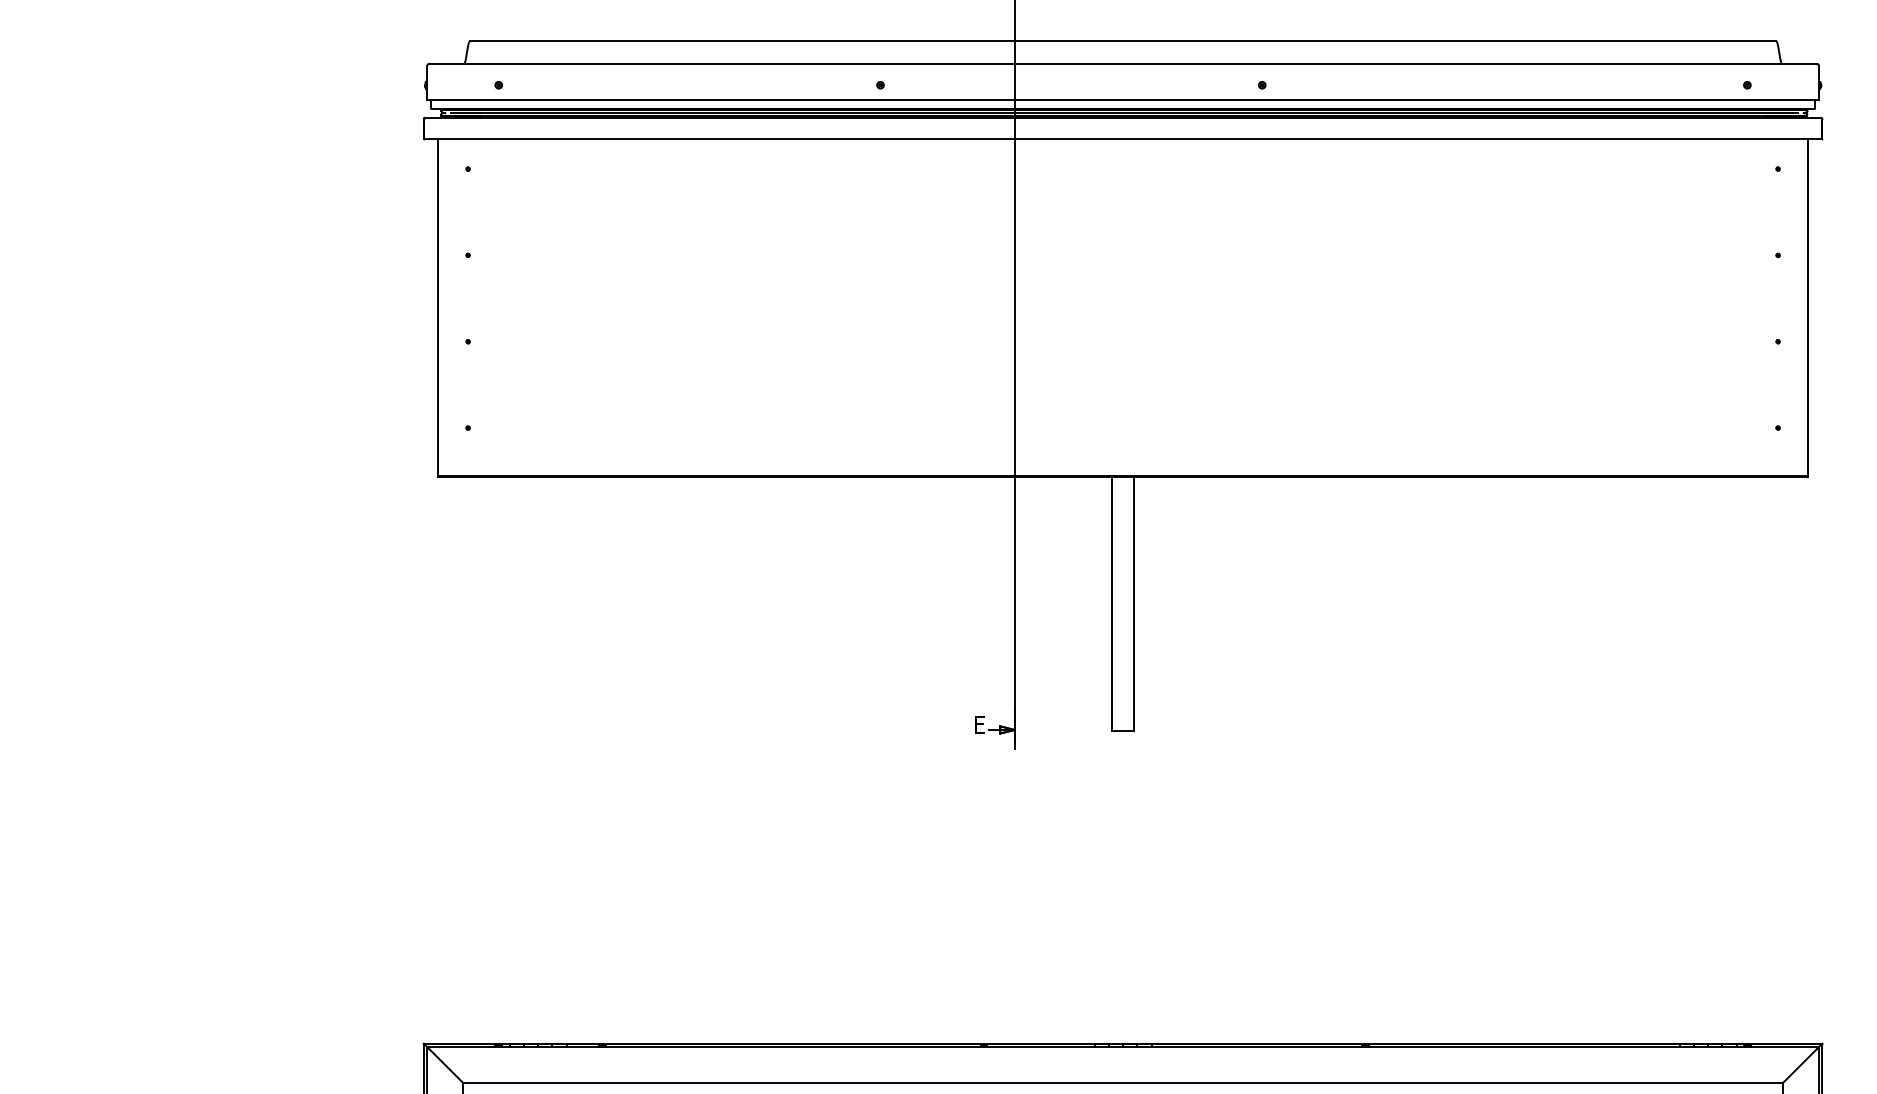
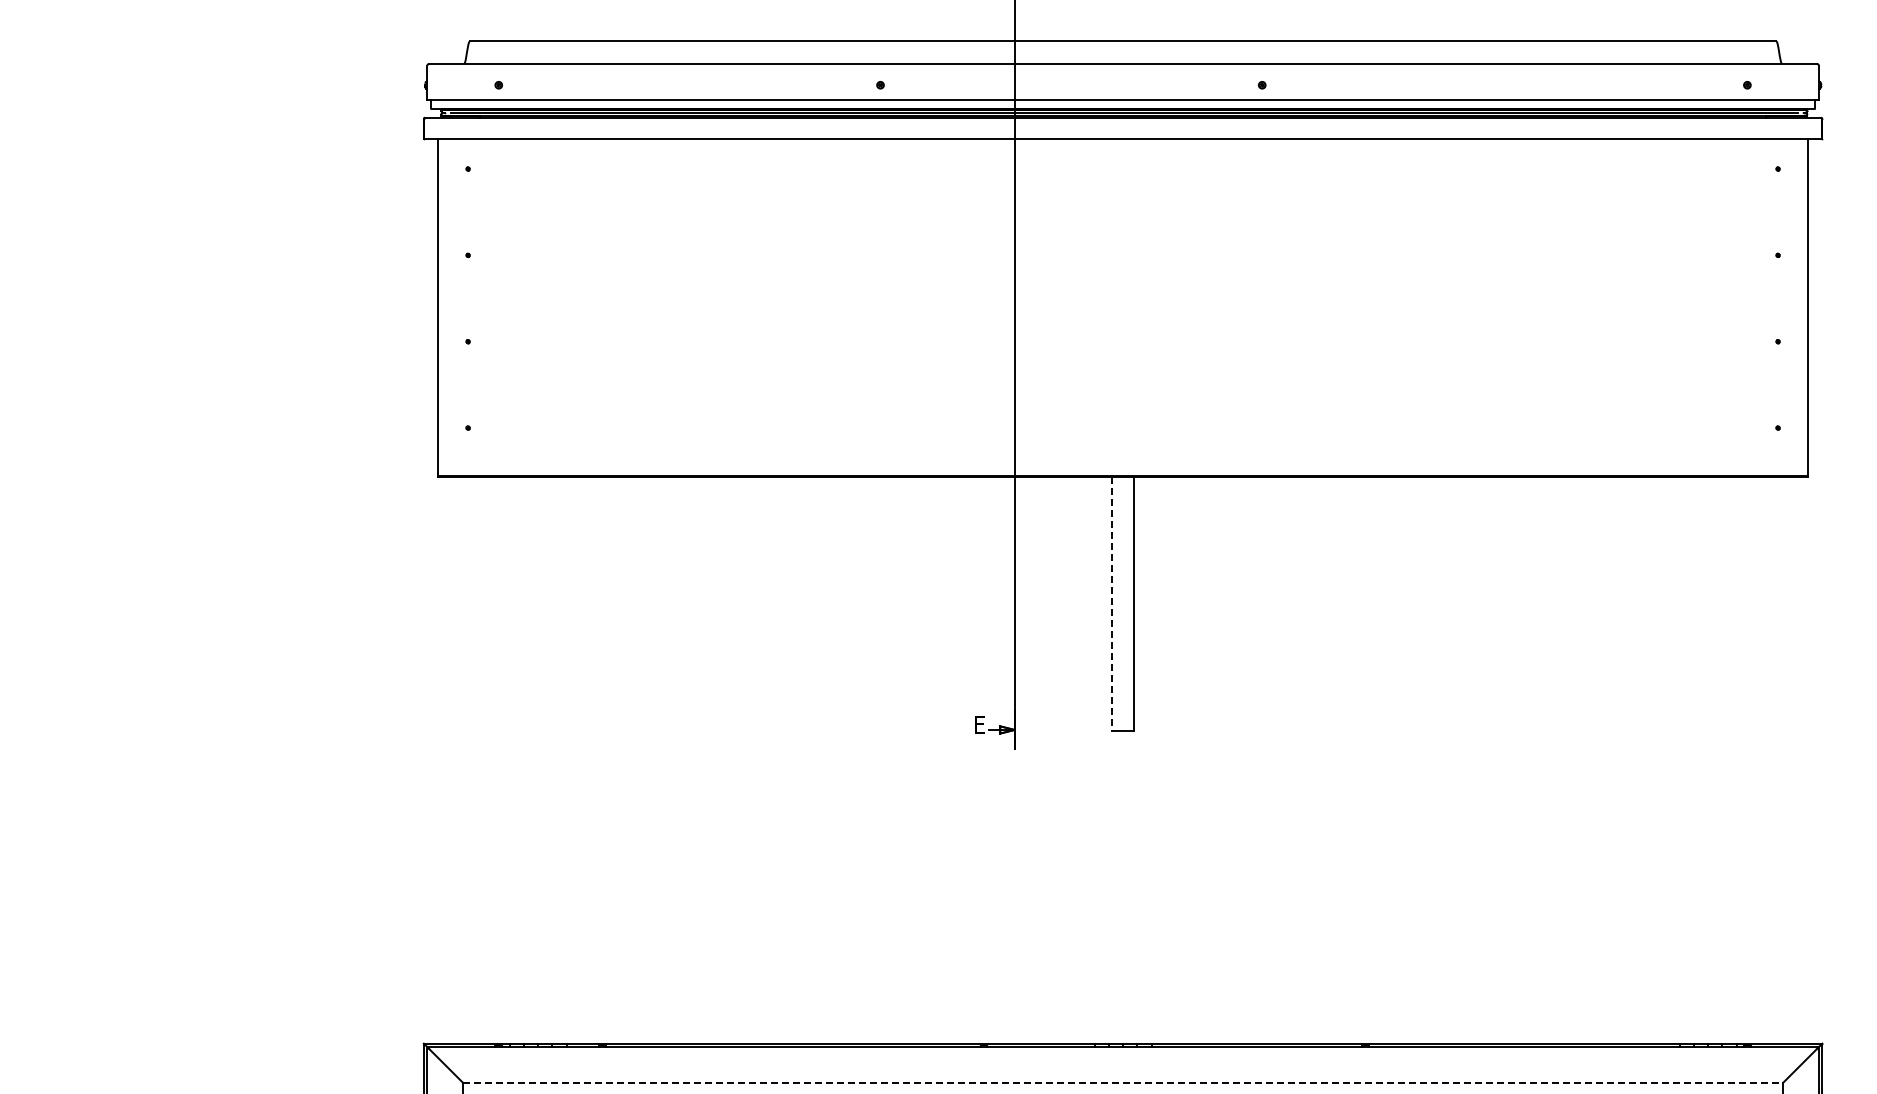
line: solid -> dashed (1112, 604)
line: solid -> dashed (1123, 1082)
